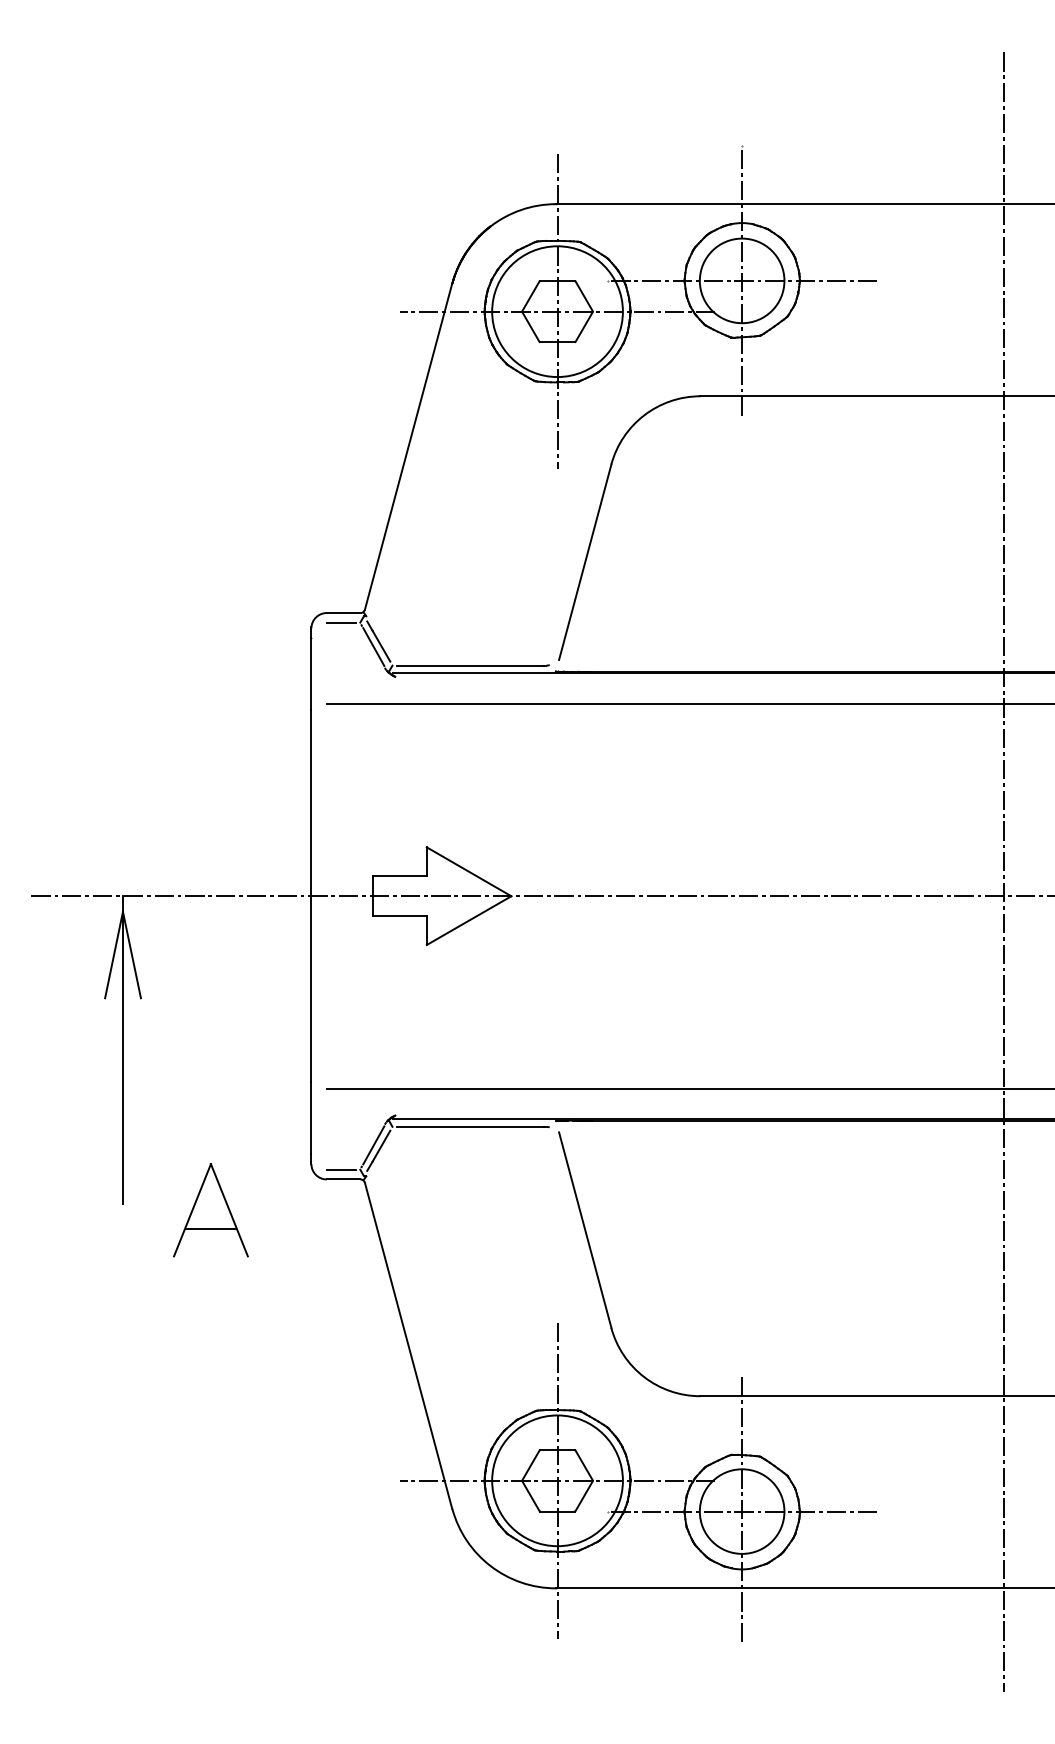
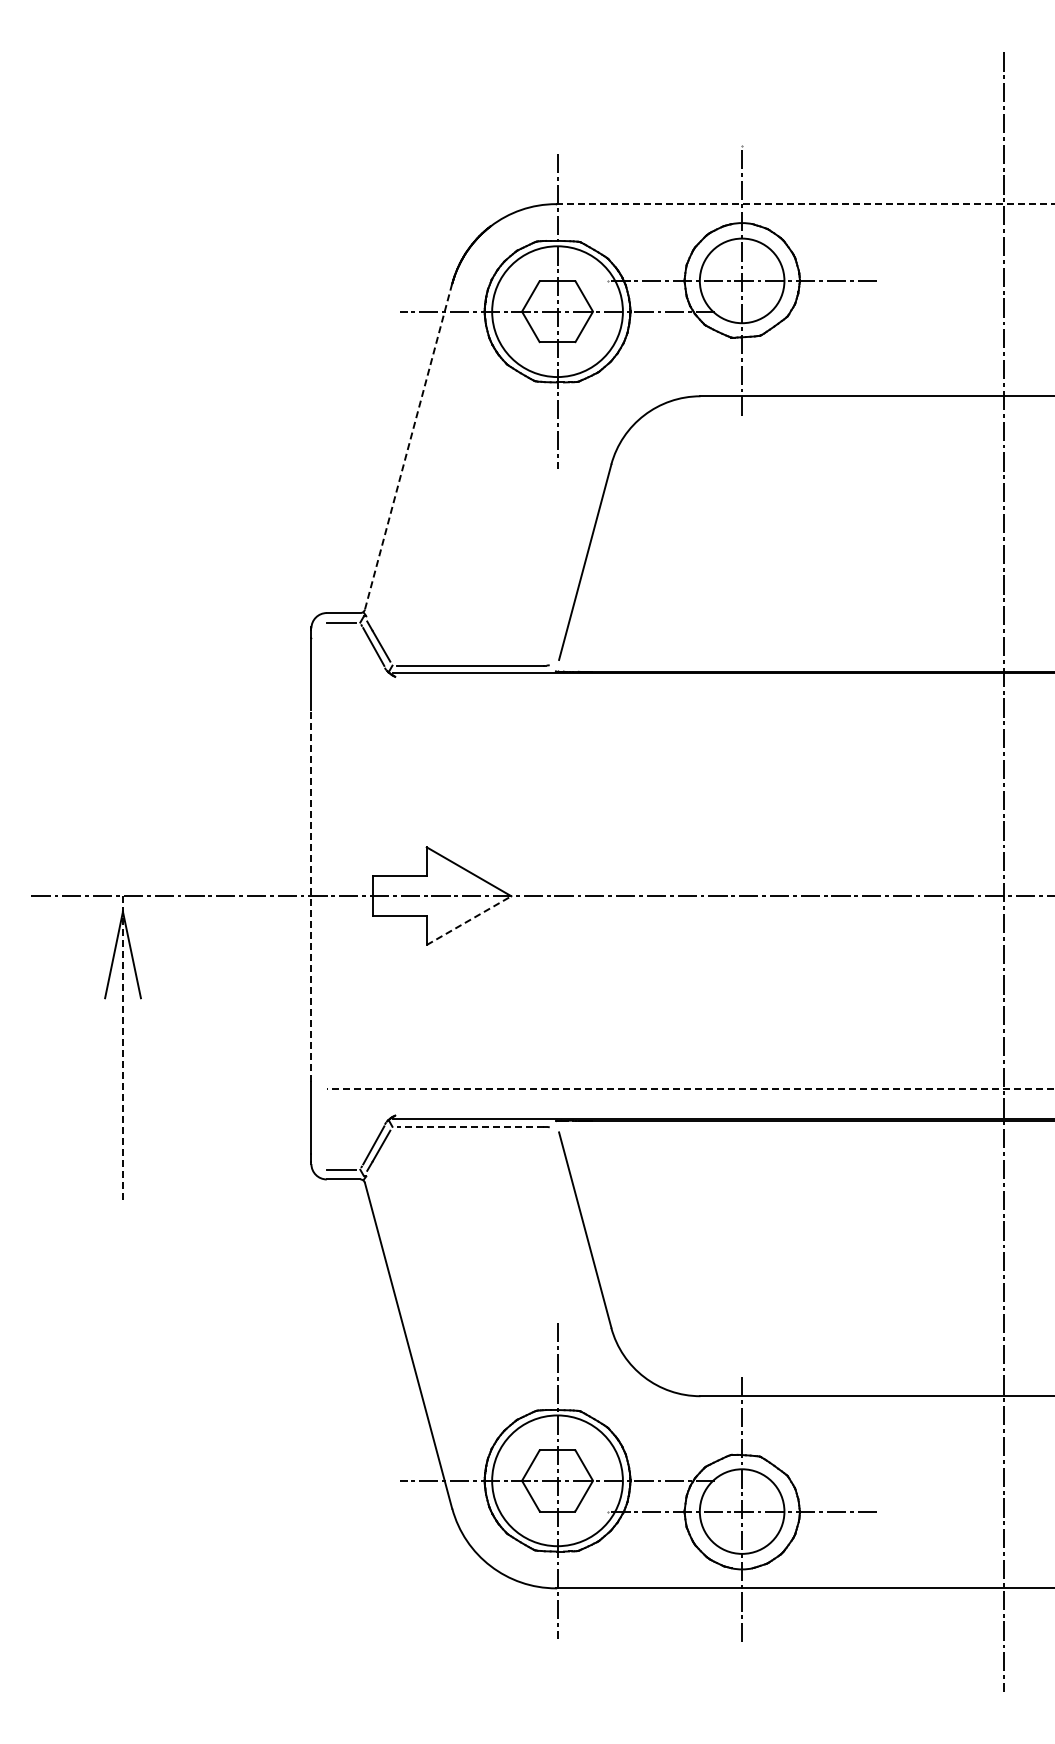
line: solid -> dashed (805, 204)
line: solid -> dashed (408, 446)
line: present -> none (688, 703)
line: solid -> dashed (311, 896)
line: solid -> dashed (469, 920)
line: solid -> dashed (122, 1050)
line: solid -> dashed (690, 1088)
line: solid -> dashed (469, 1127)
part: present -> none (210, 1210)
